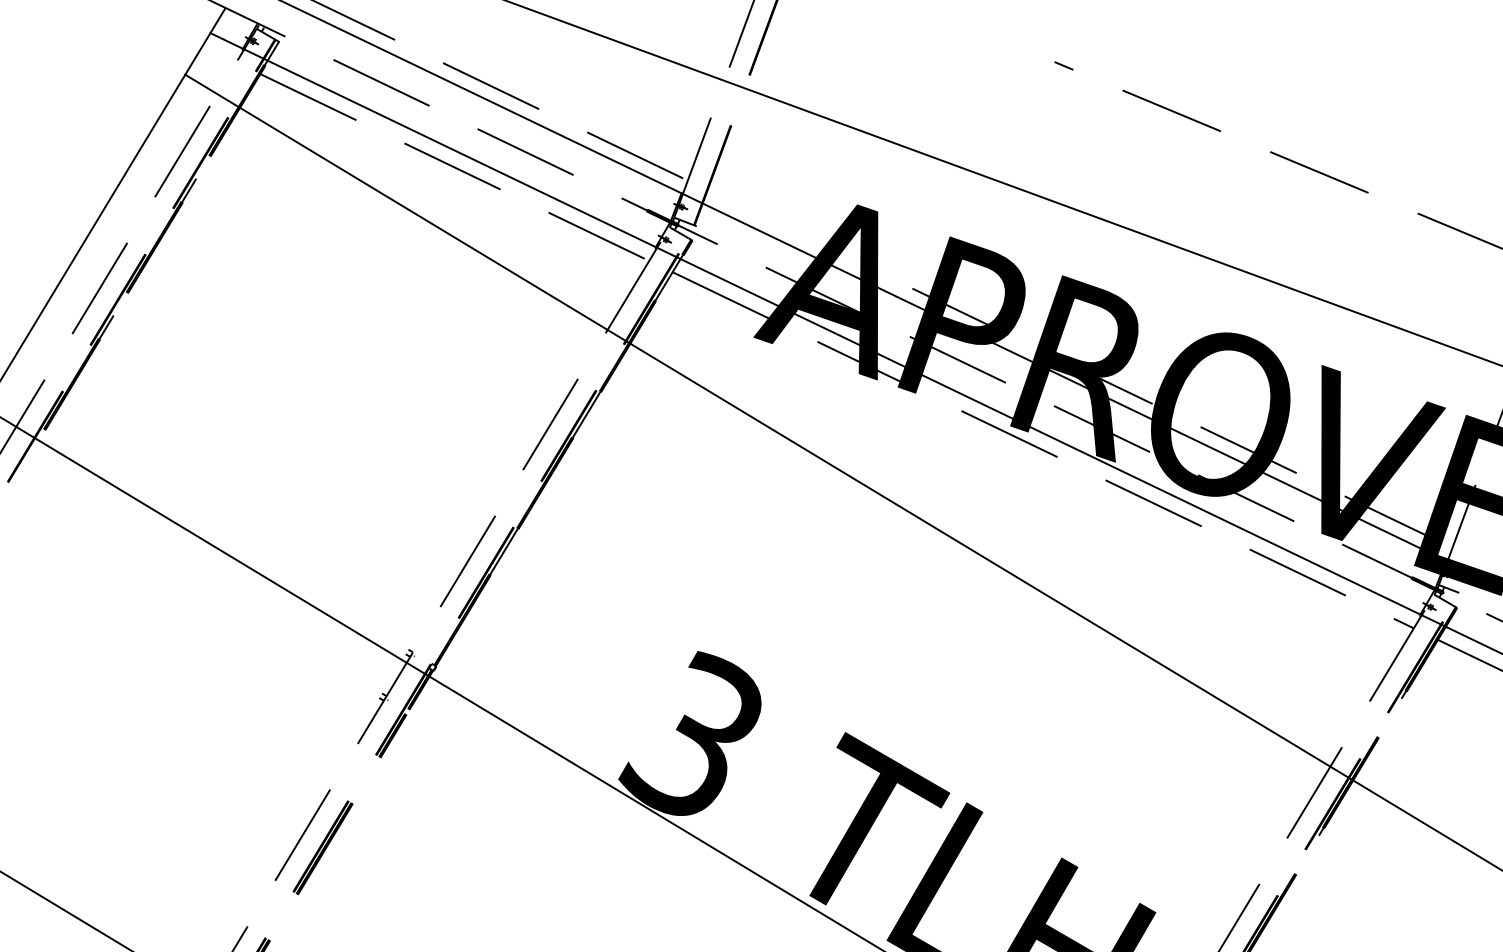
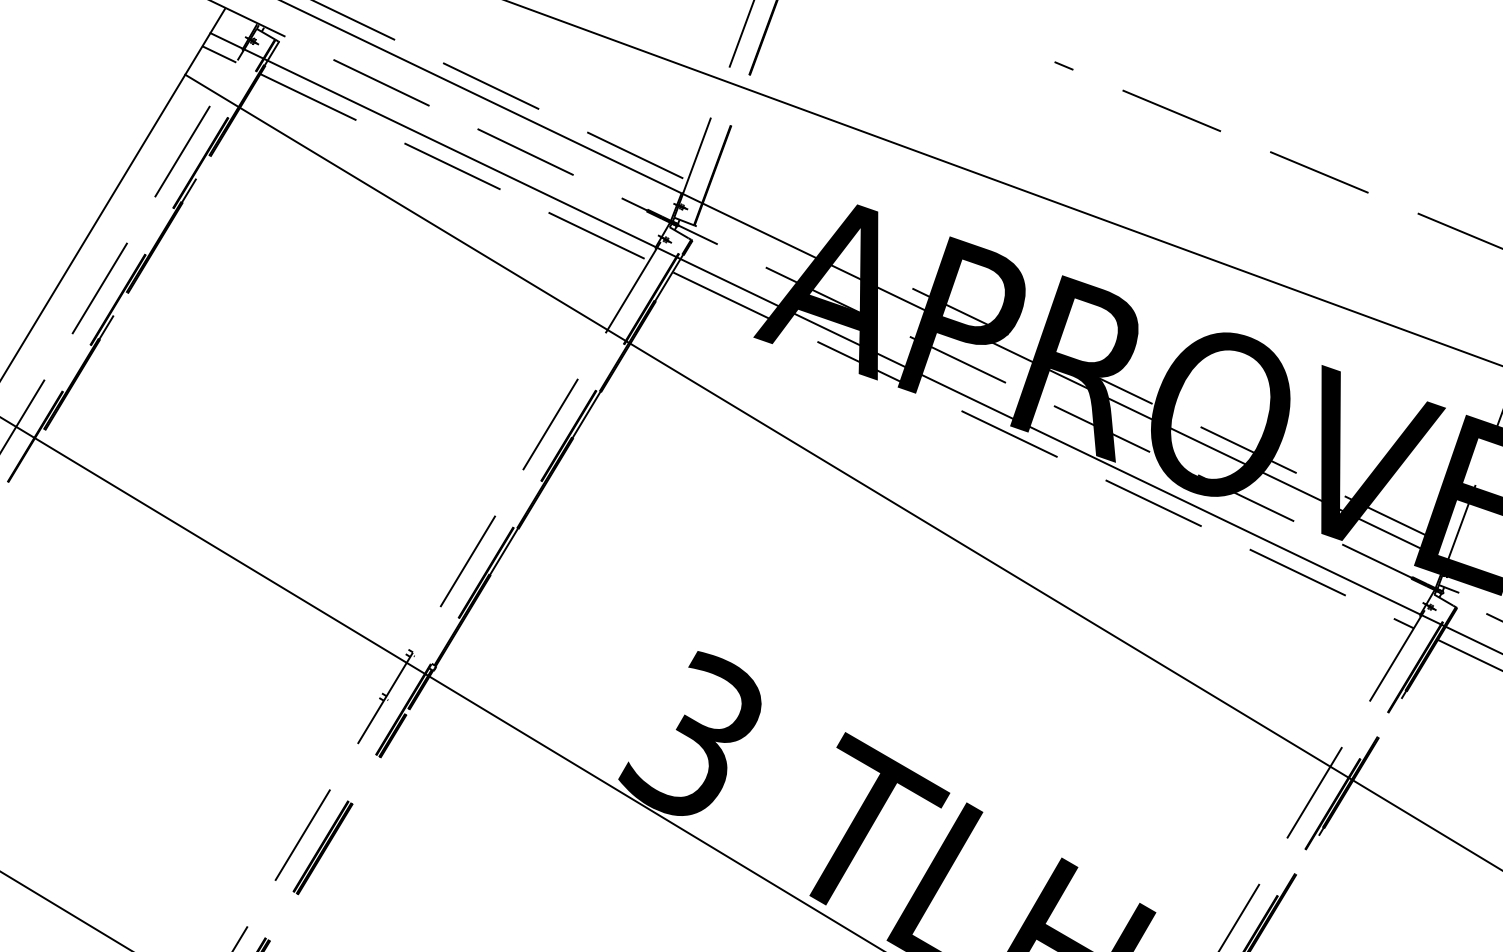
line: none -> present (219, 54)
